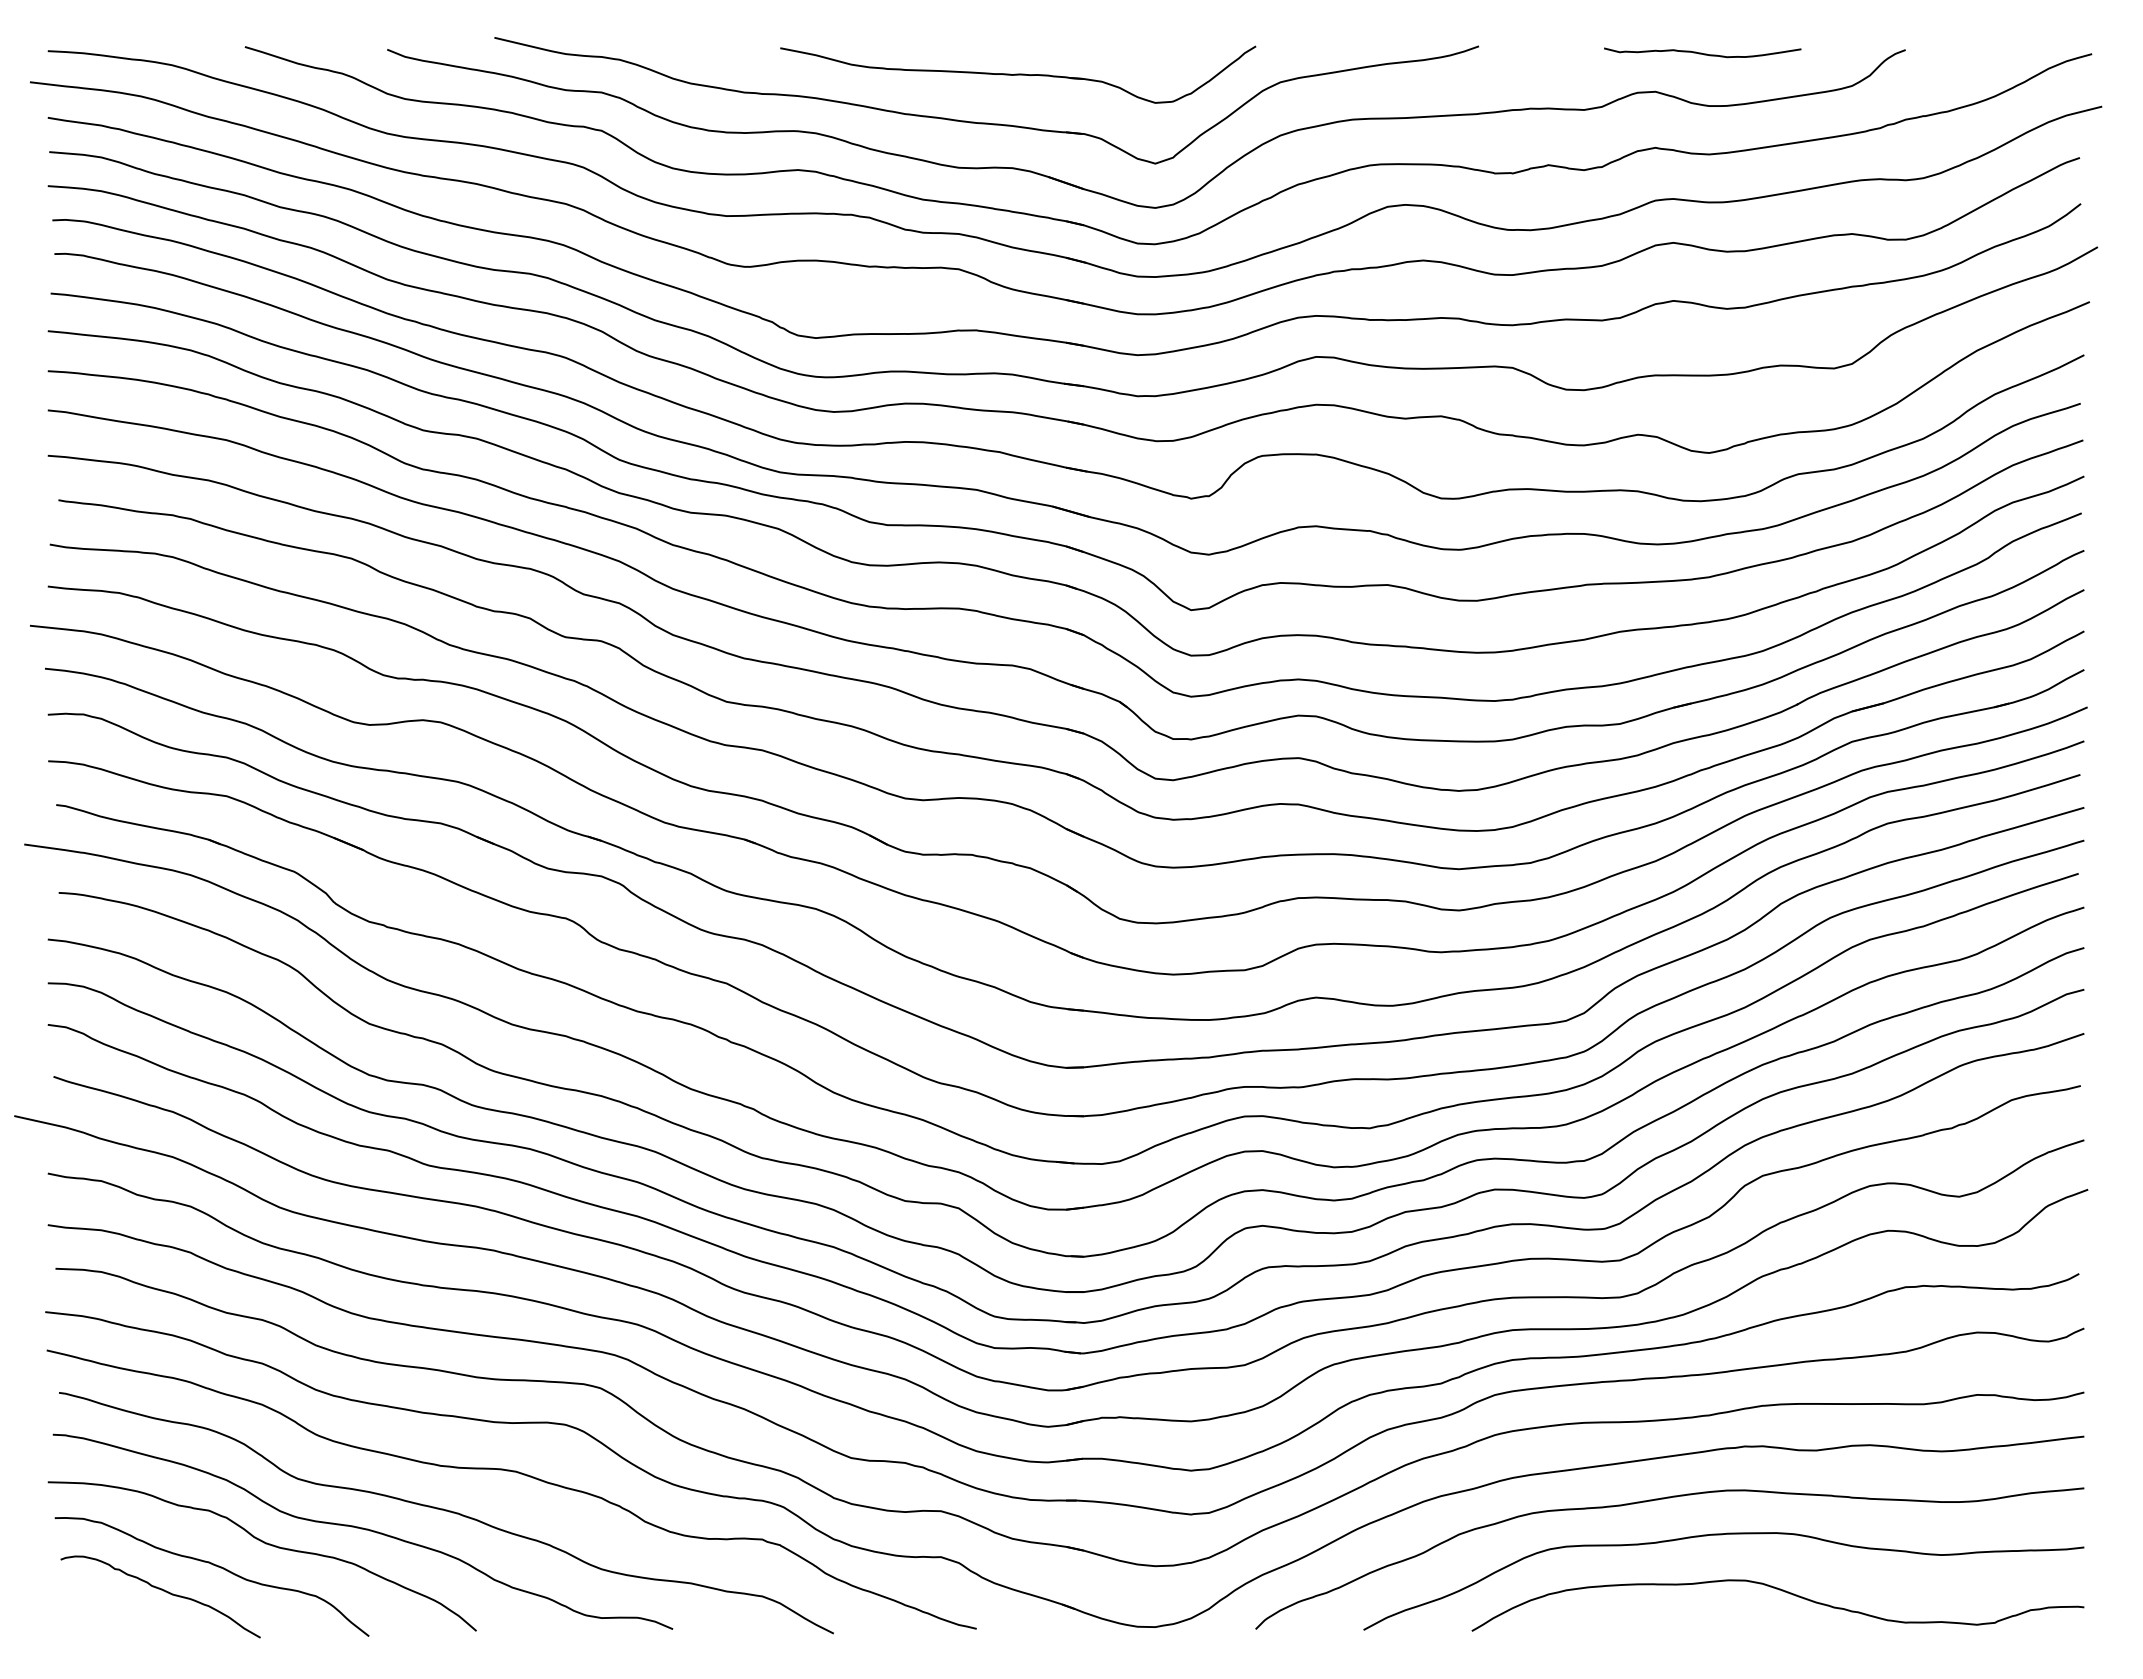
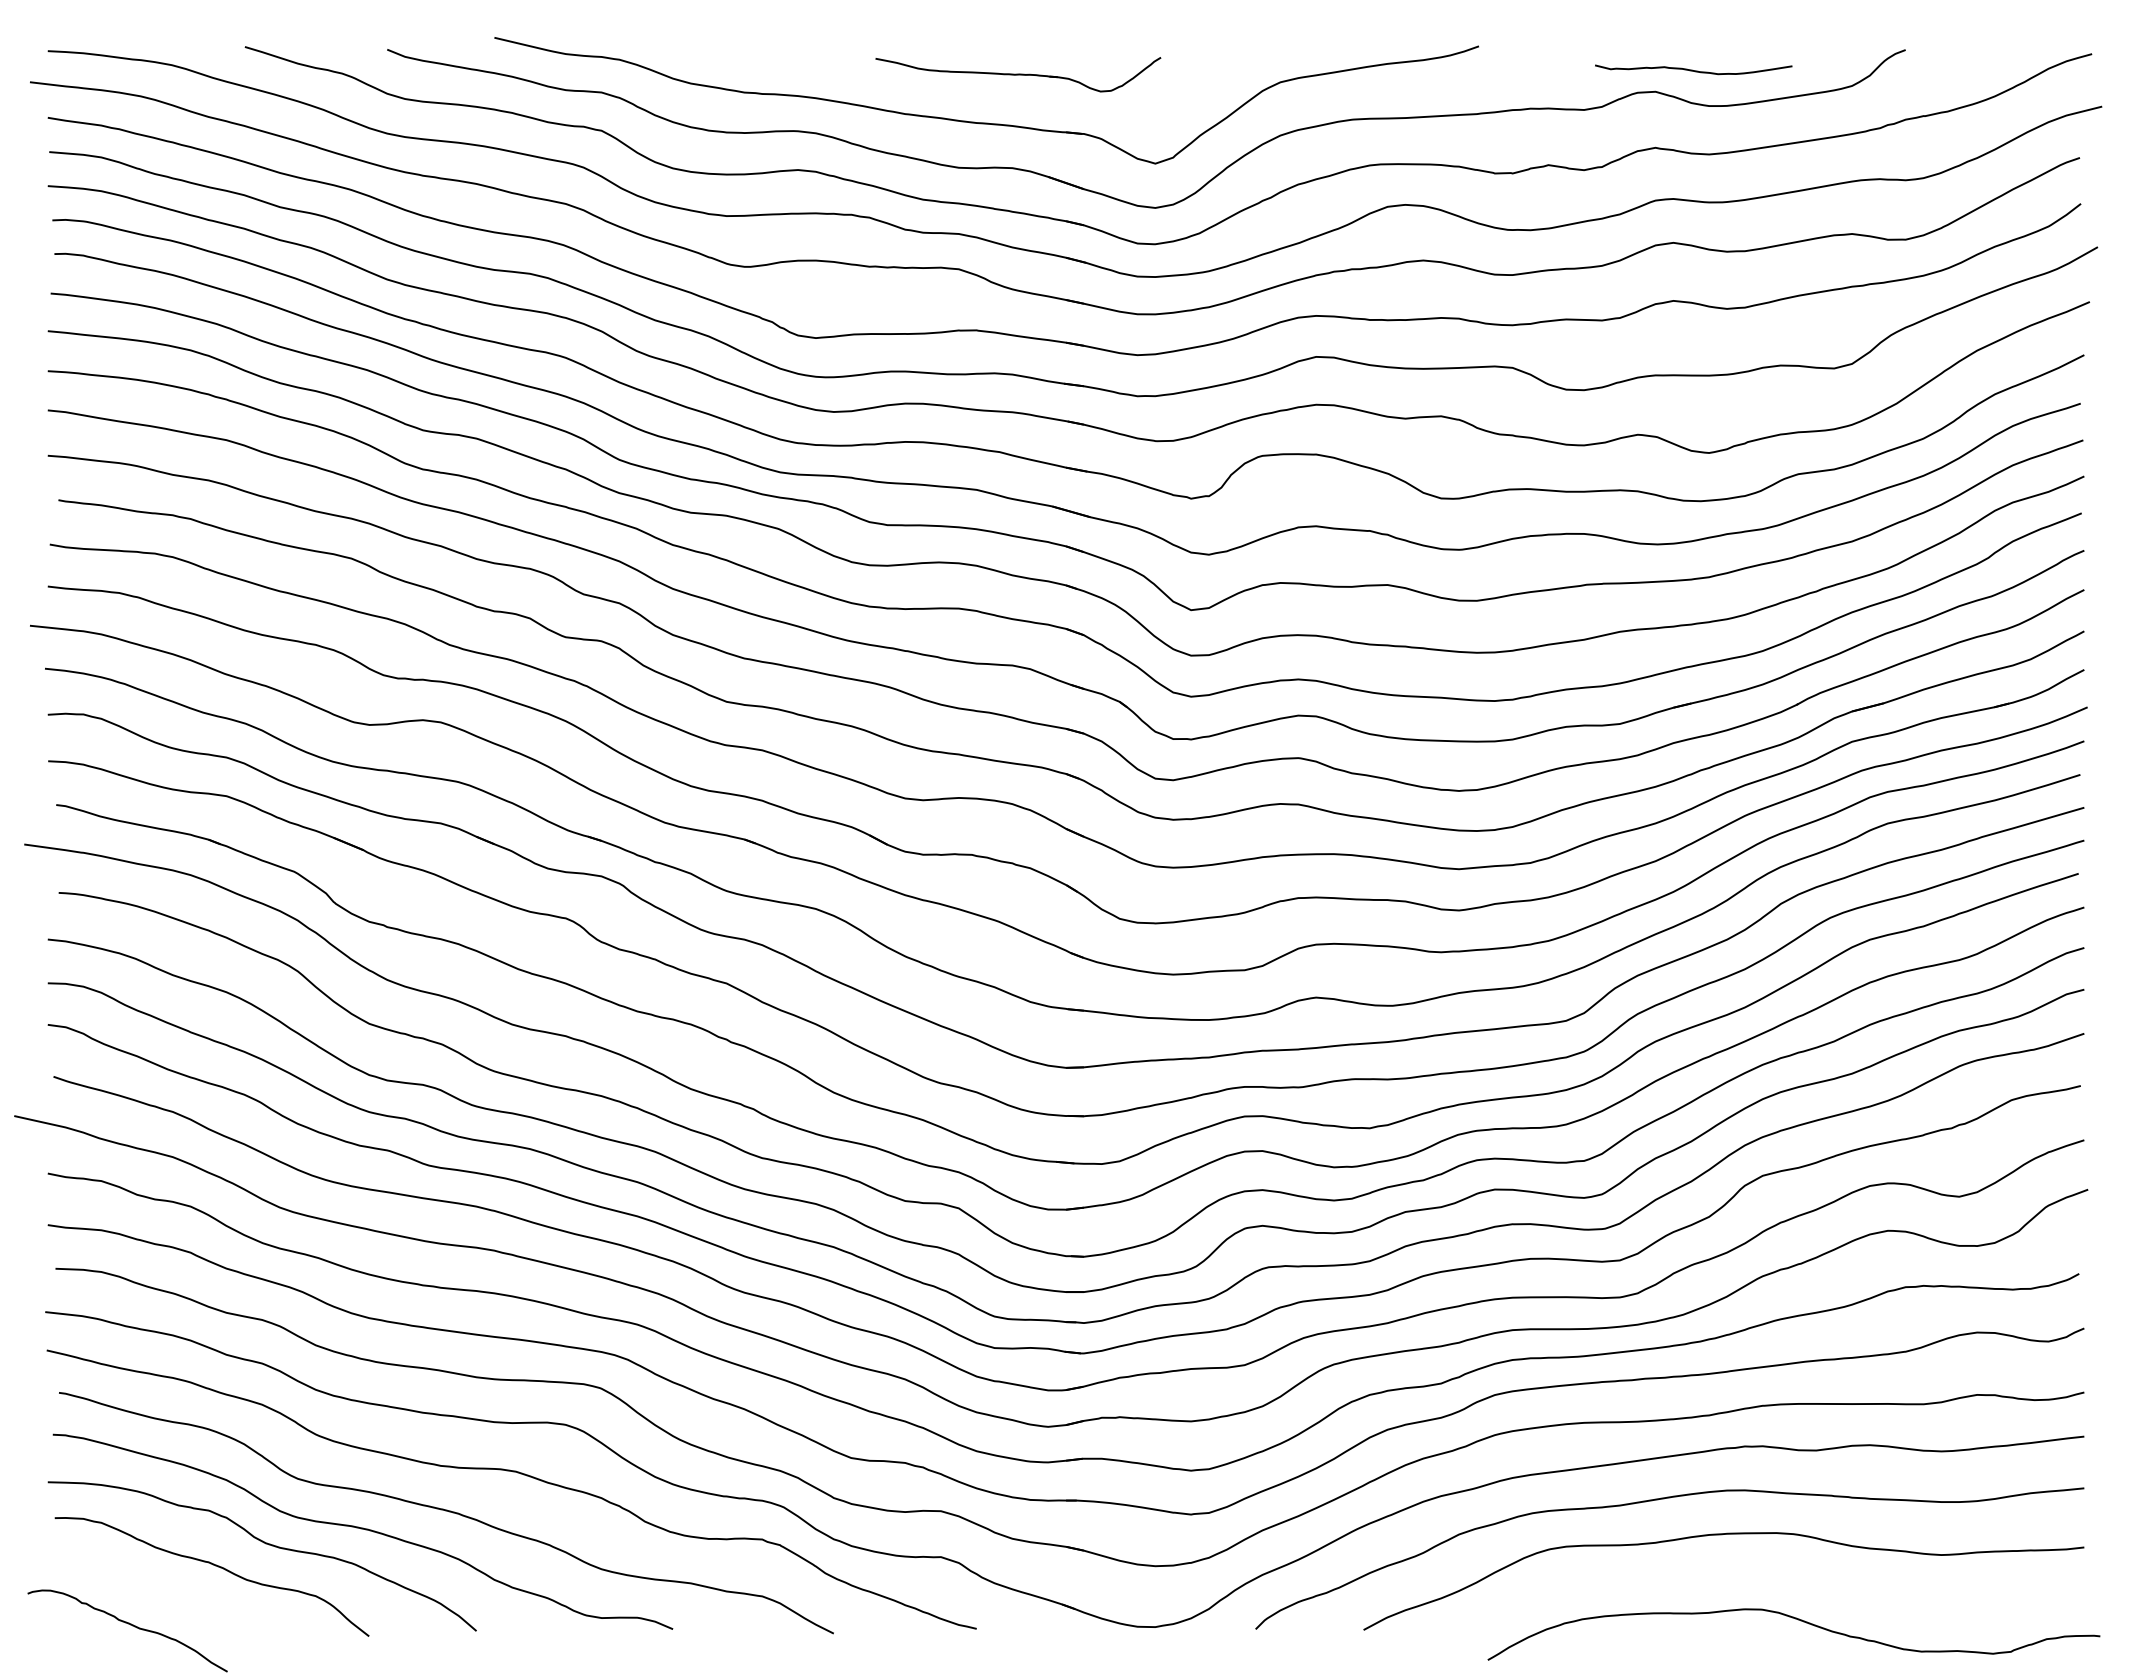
curve position: (1701, 52) -> (1692, 69) (1692, 69)
part size: 477x59 px -> 287x36 px (1018, 74)
curve position: (163, 1591) -> (130, 1625) (130, 1625)
curve position: (1784, 1592) -> (1800, 1621) (1800, 1621)
